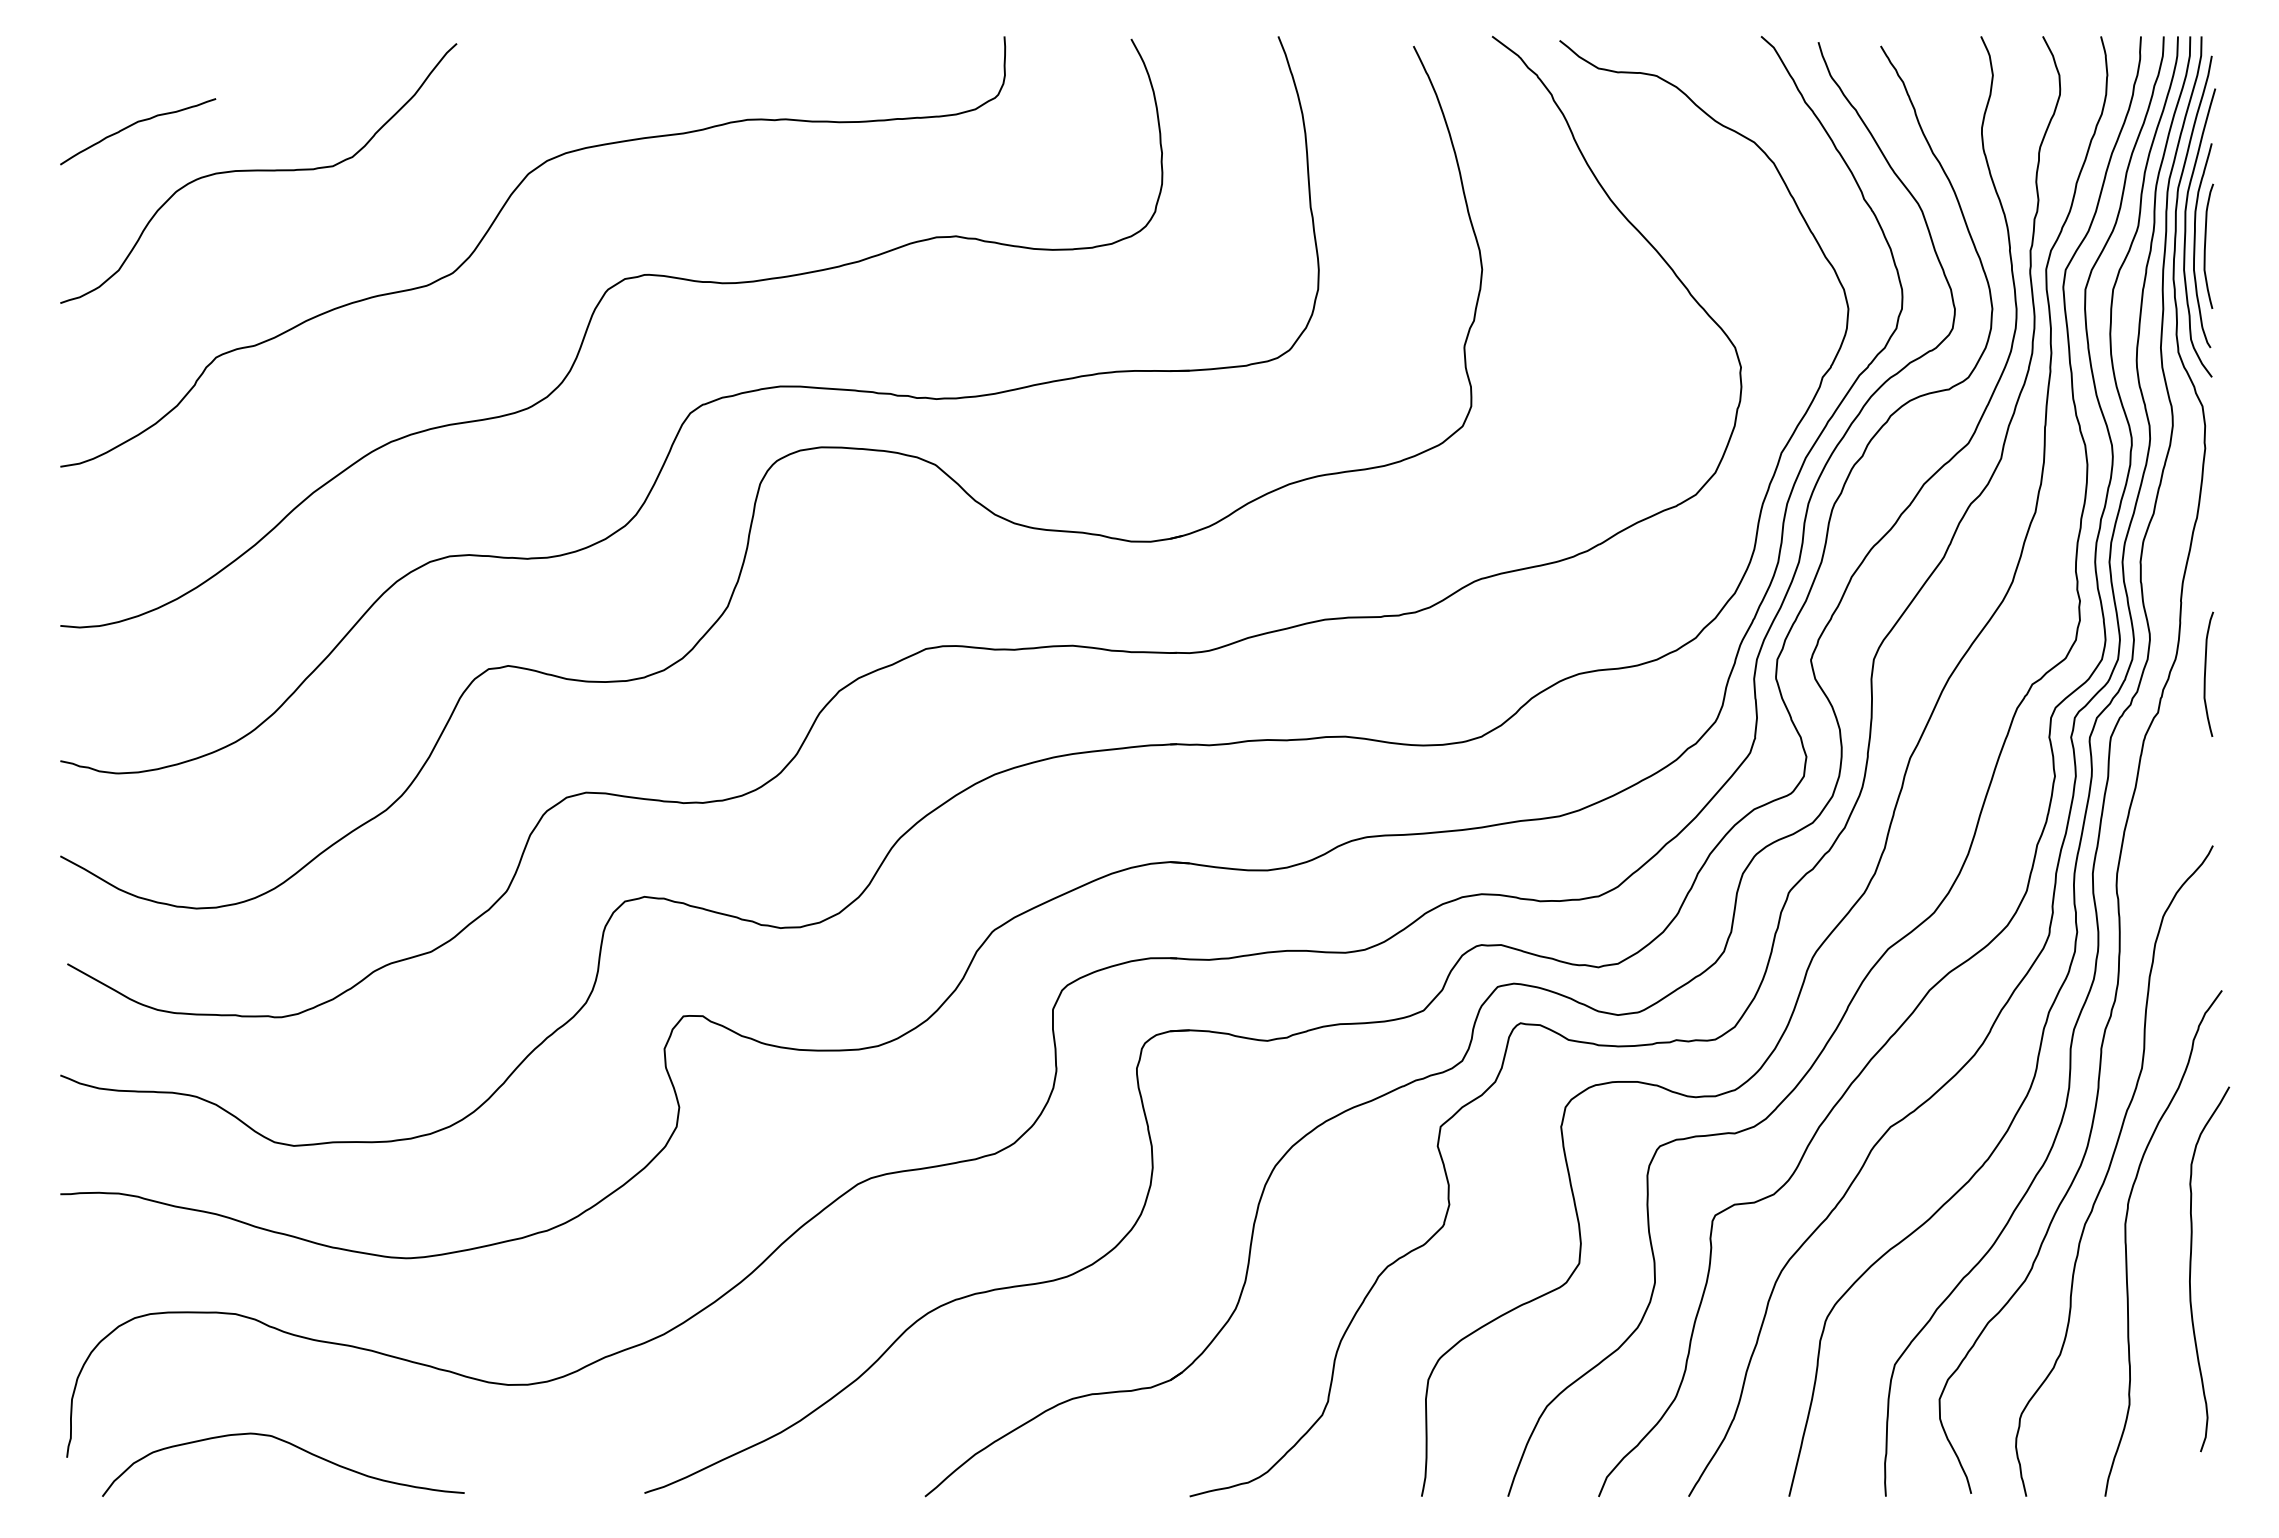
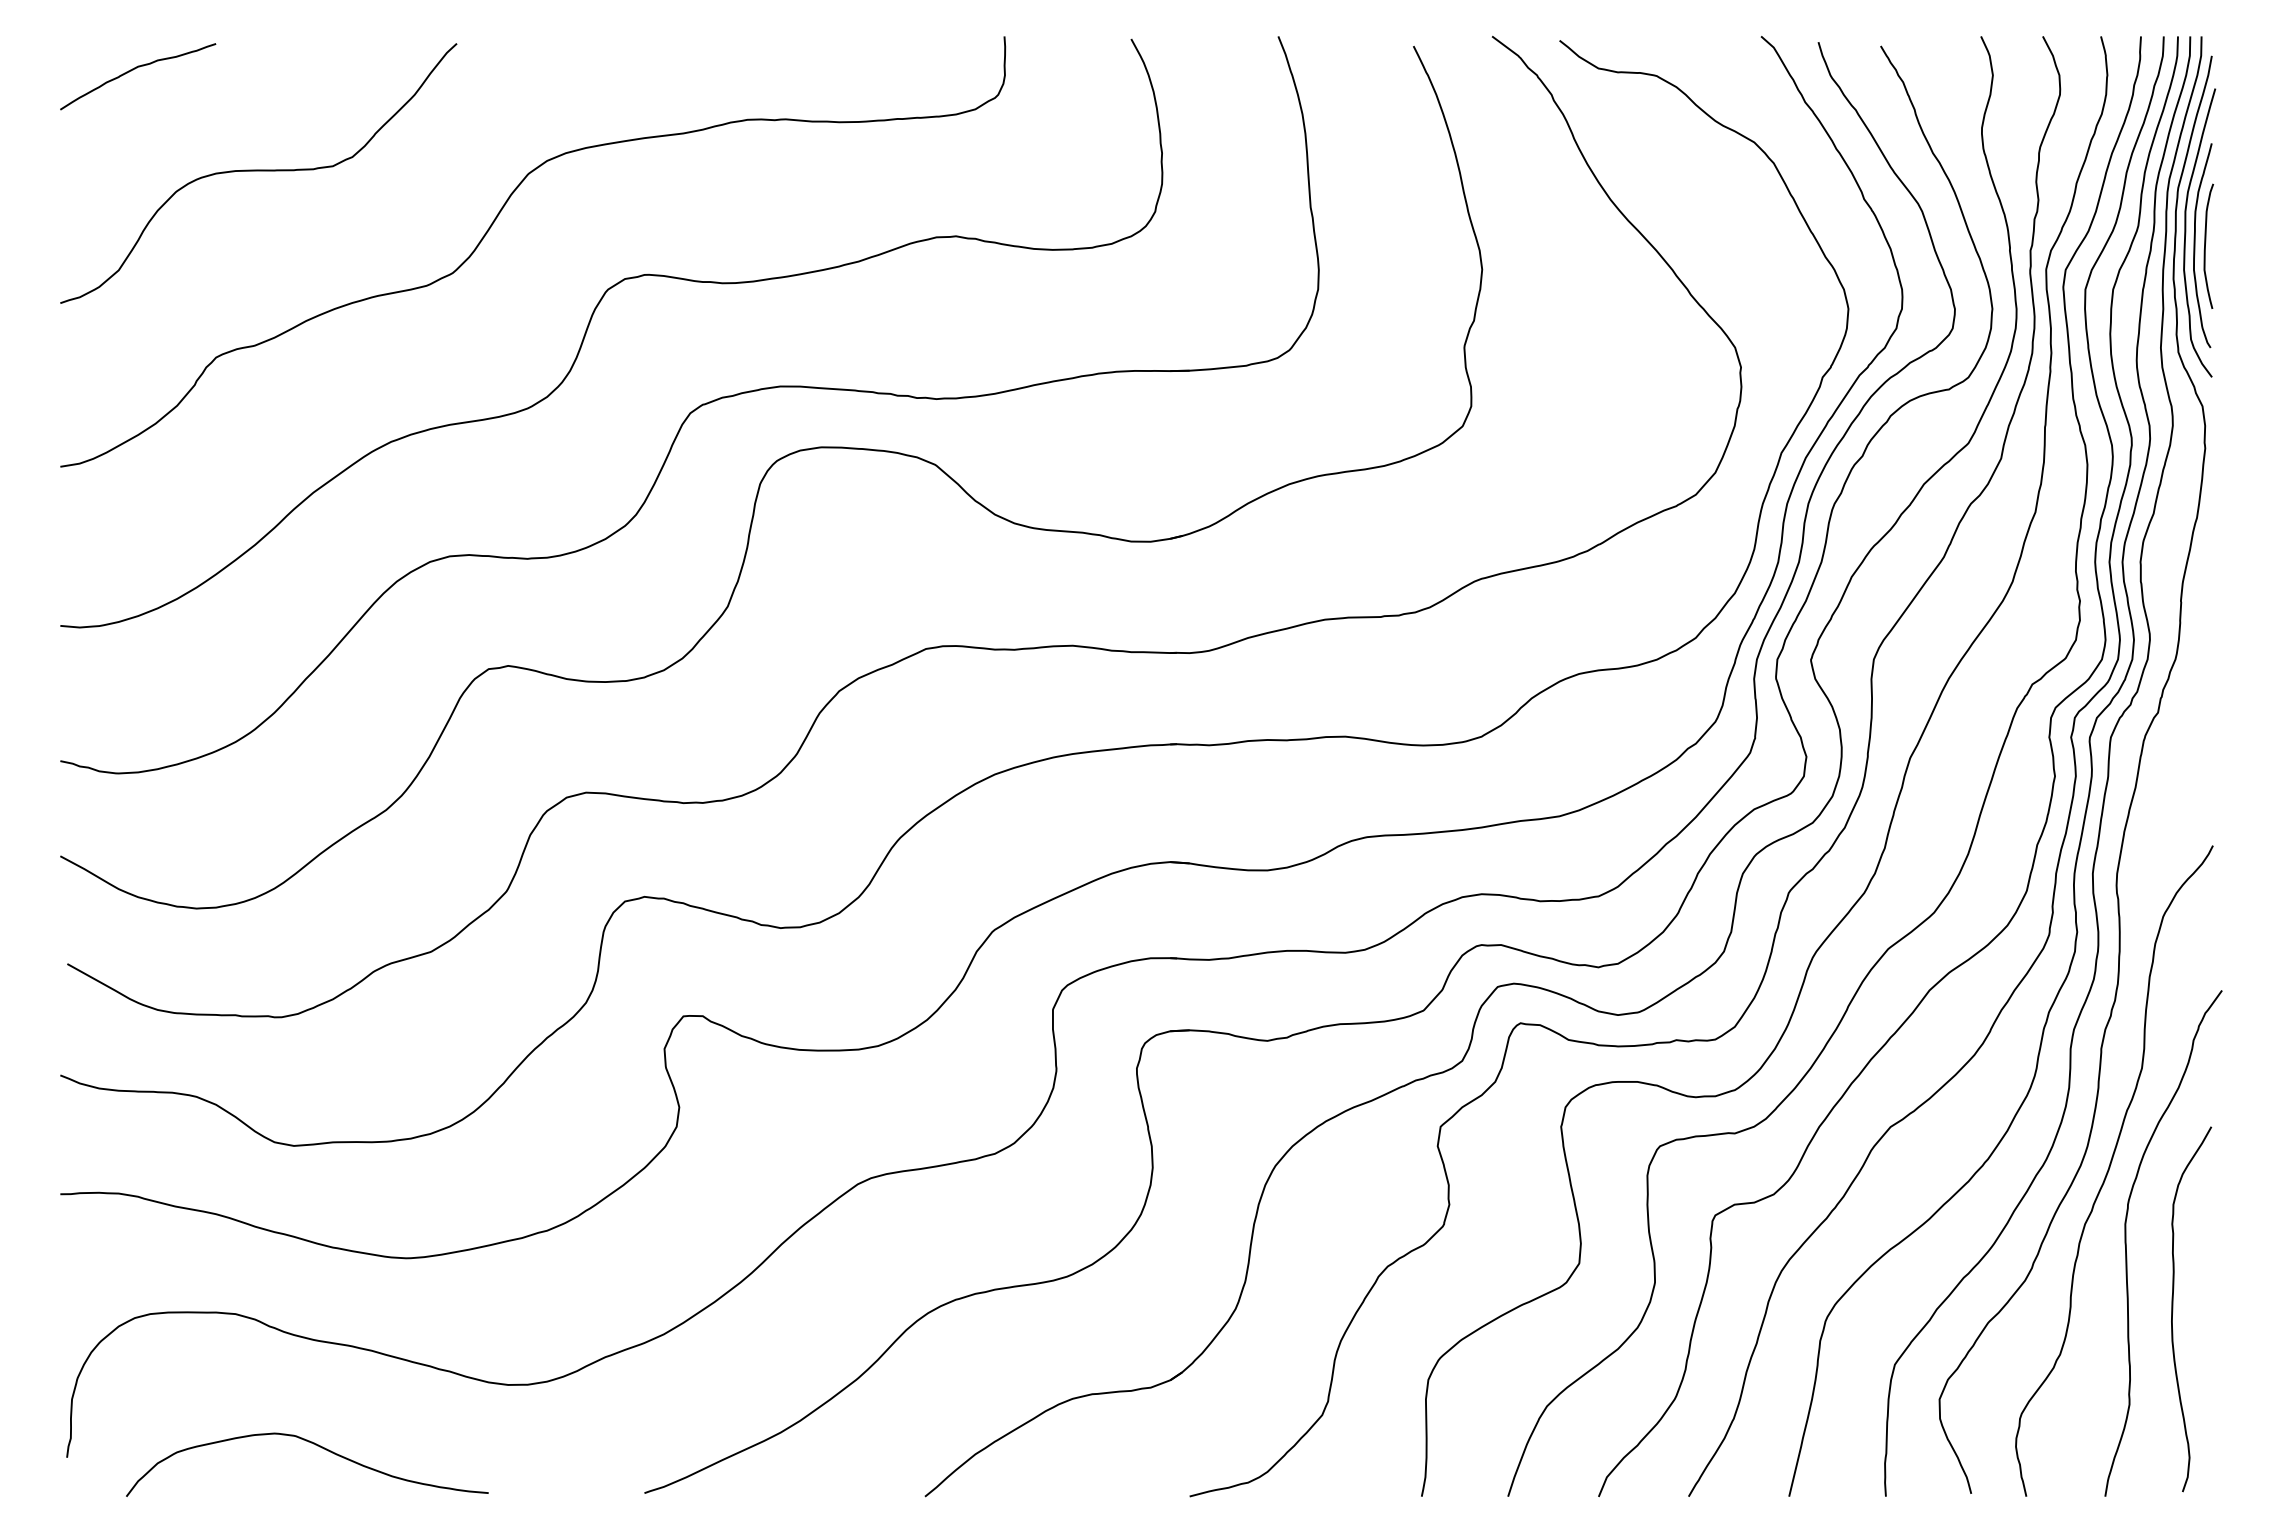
curve position: (135, 124) -> (135, 69) (135, 69)
curve: present -> none (2205, 673)
curve position: (2191, 1269) -> (2173, 1309) (2173, 1309)
curve position: (293, 1446) -> (317, 1446) (317, 1446)
